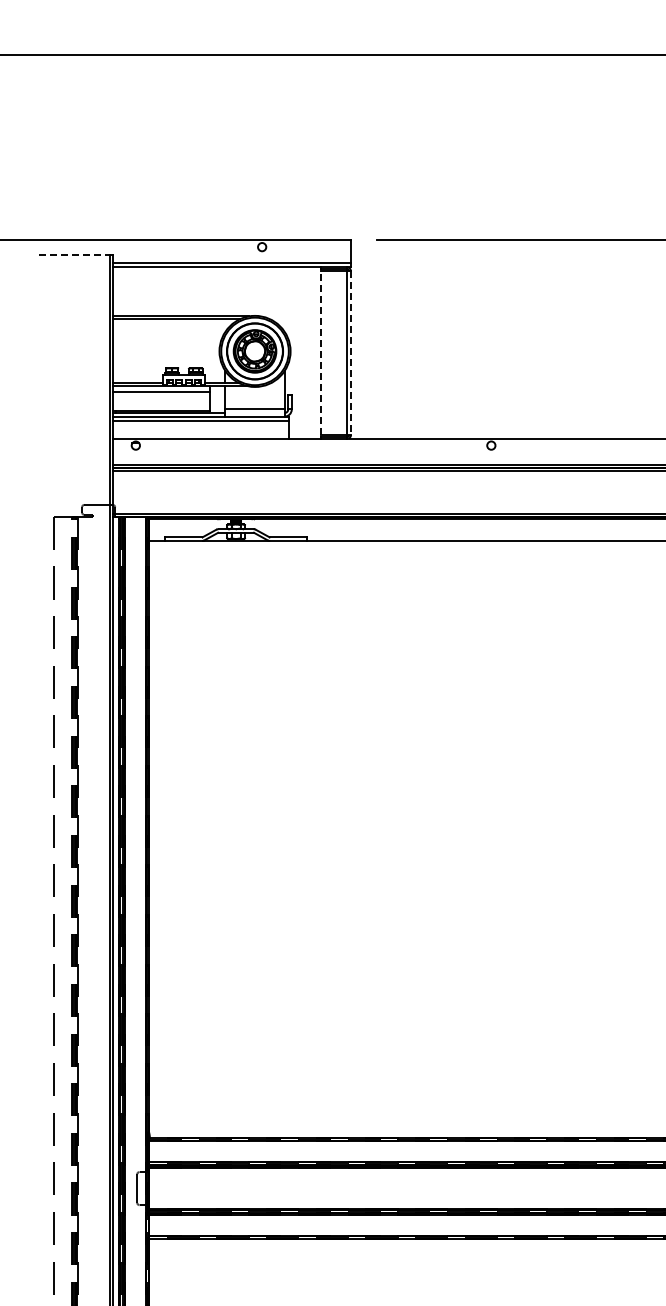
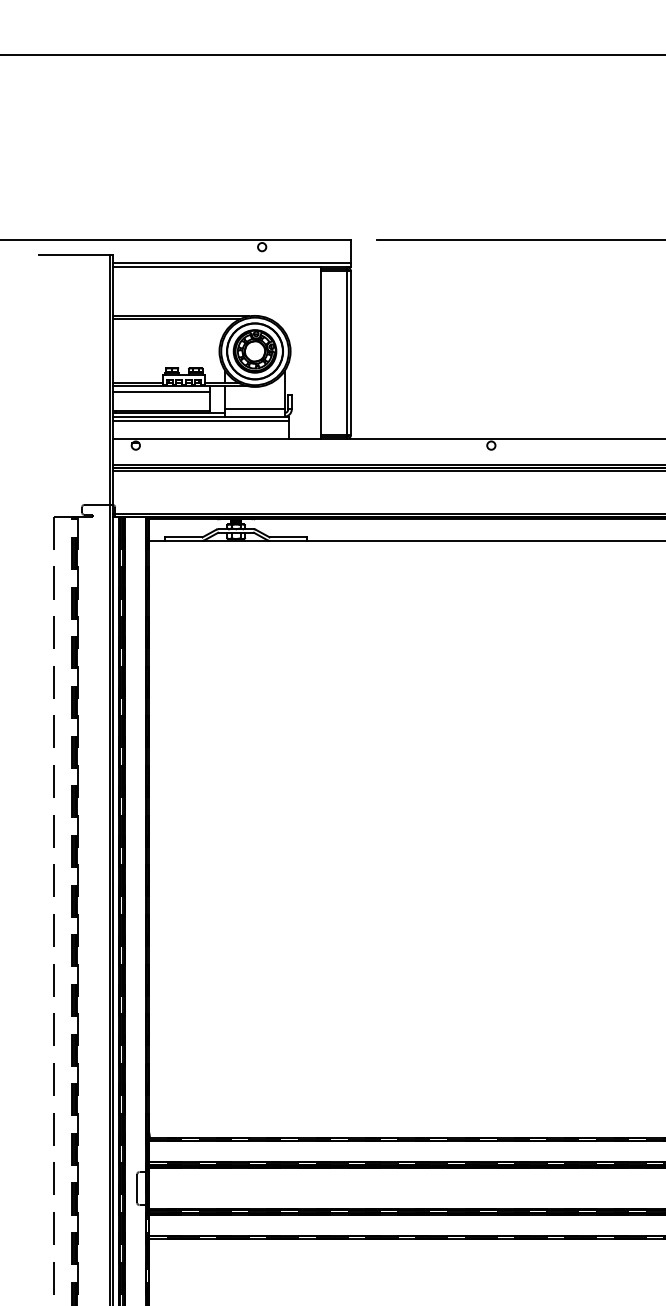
line: dashed -> solid (74, 255)
line: dashed -> solid (321, 353)
line: dashed -> solid (351, 353)
